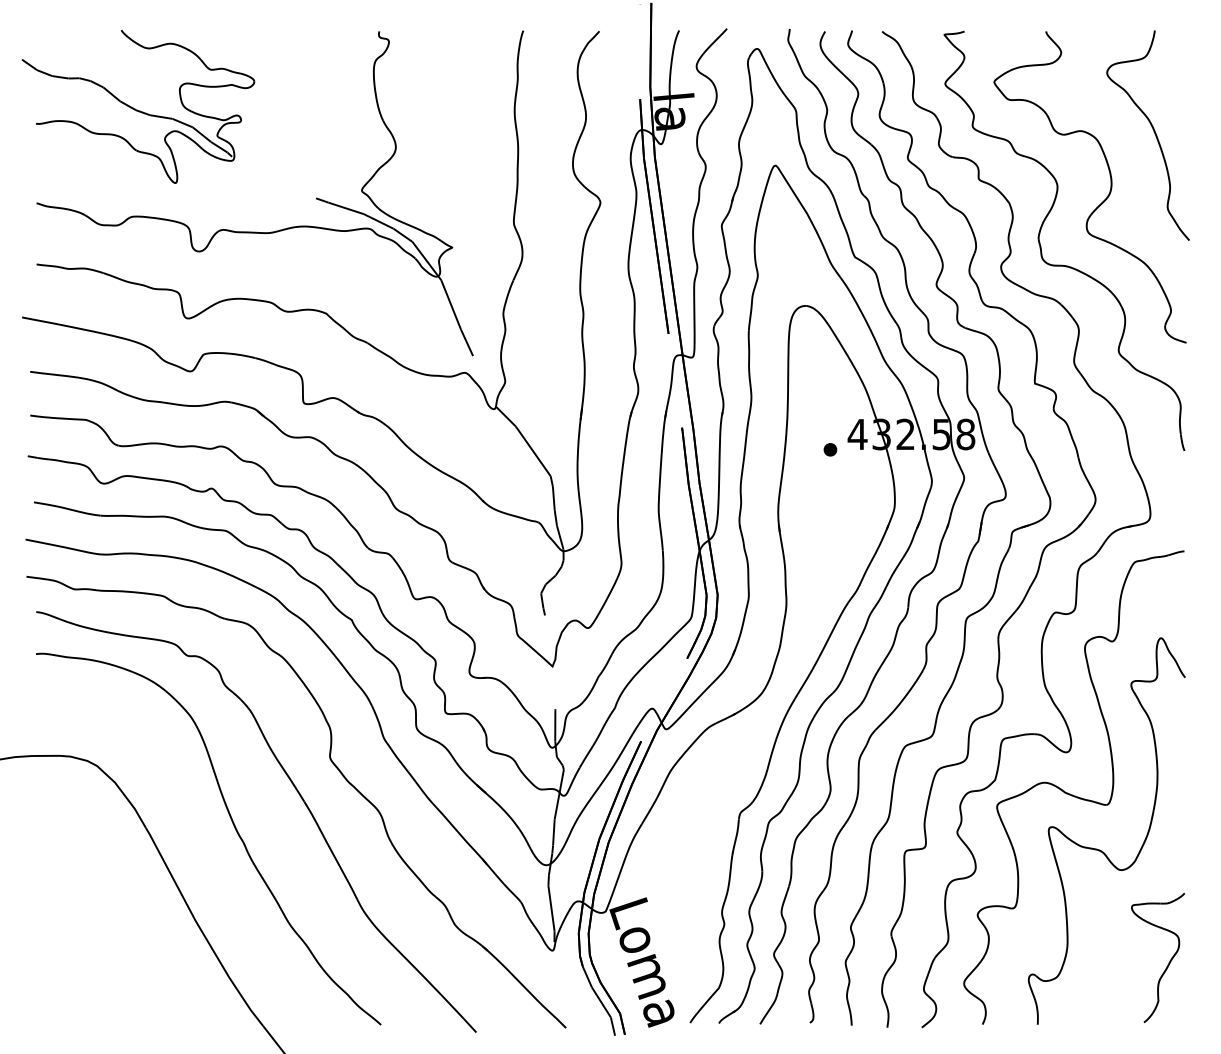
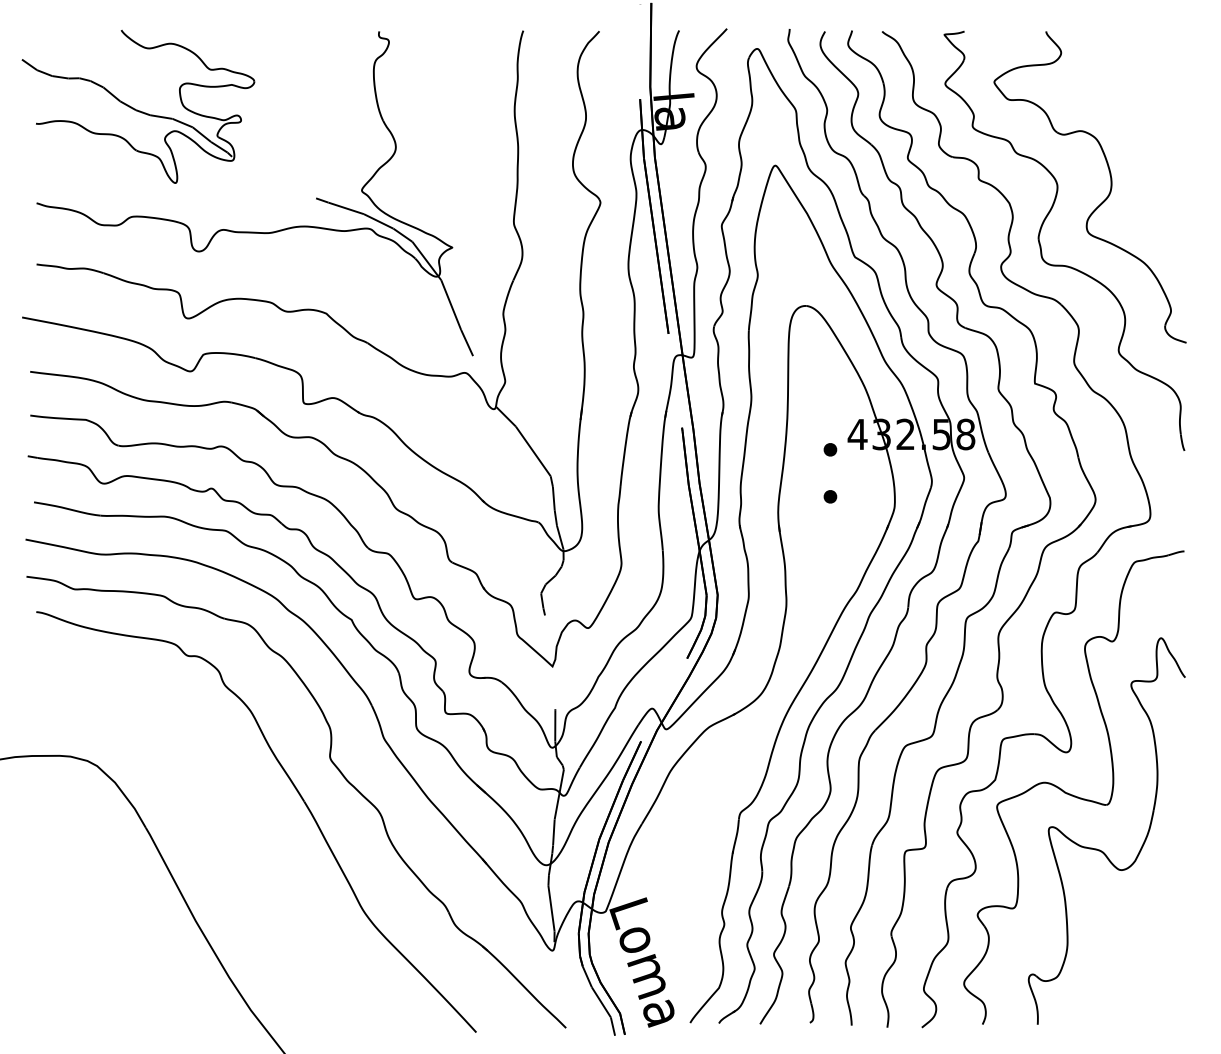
part: present -> none (1154, 134)
part: none -> present (830, 496)
part: present -> none (233, 826)
part: present -> none (1167, 964)
